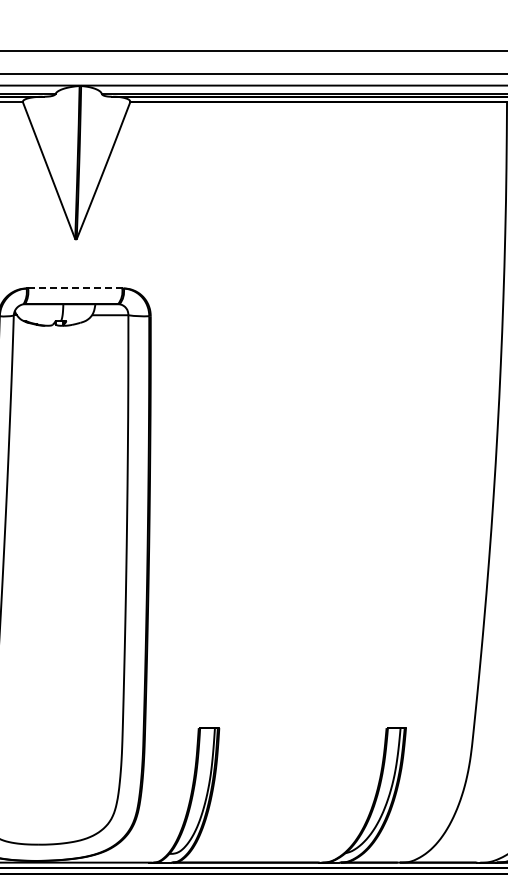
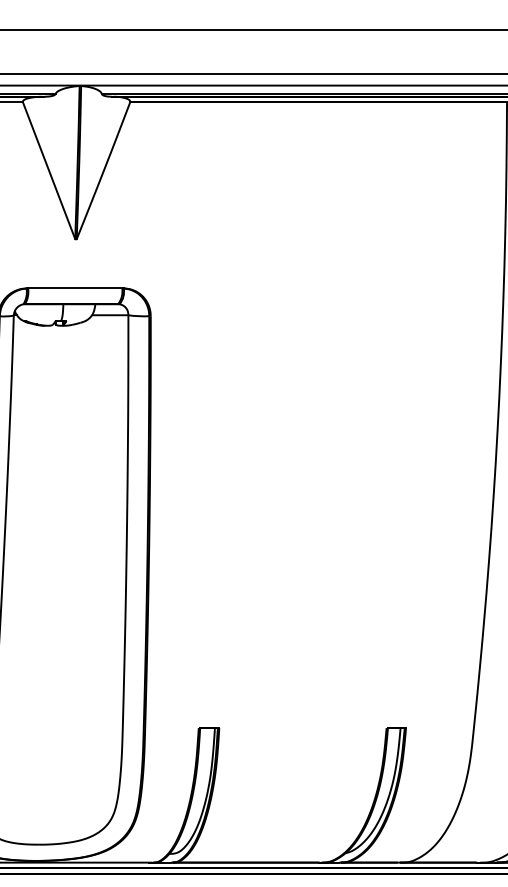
line position: (253, 50) -> (253, 29) (253, 29)
line: dashed -> solid (75, 288)
